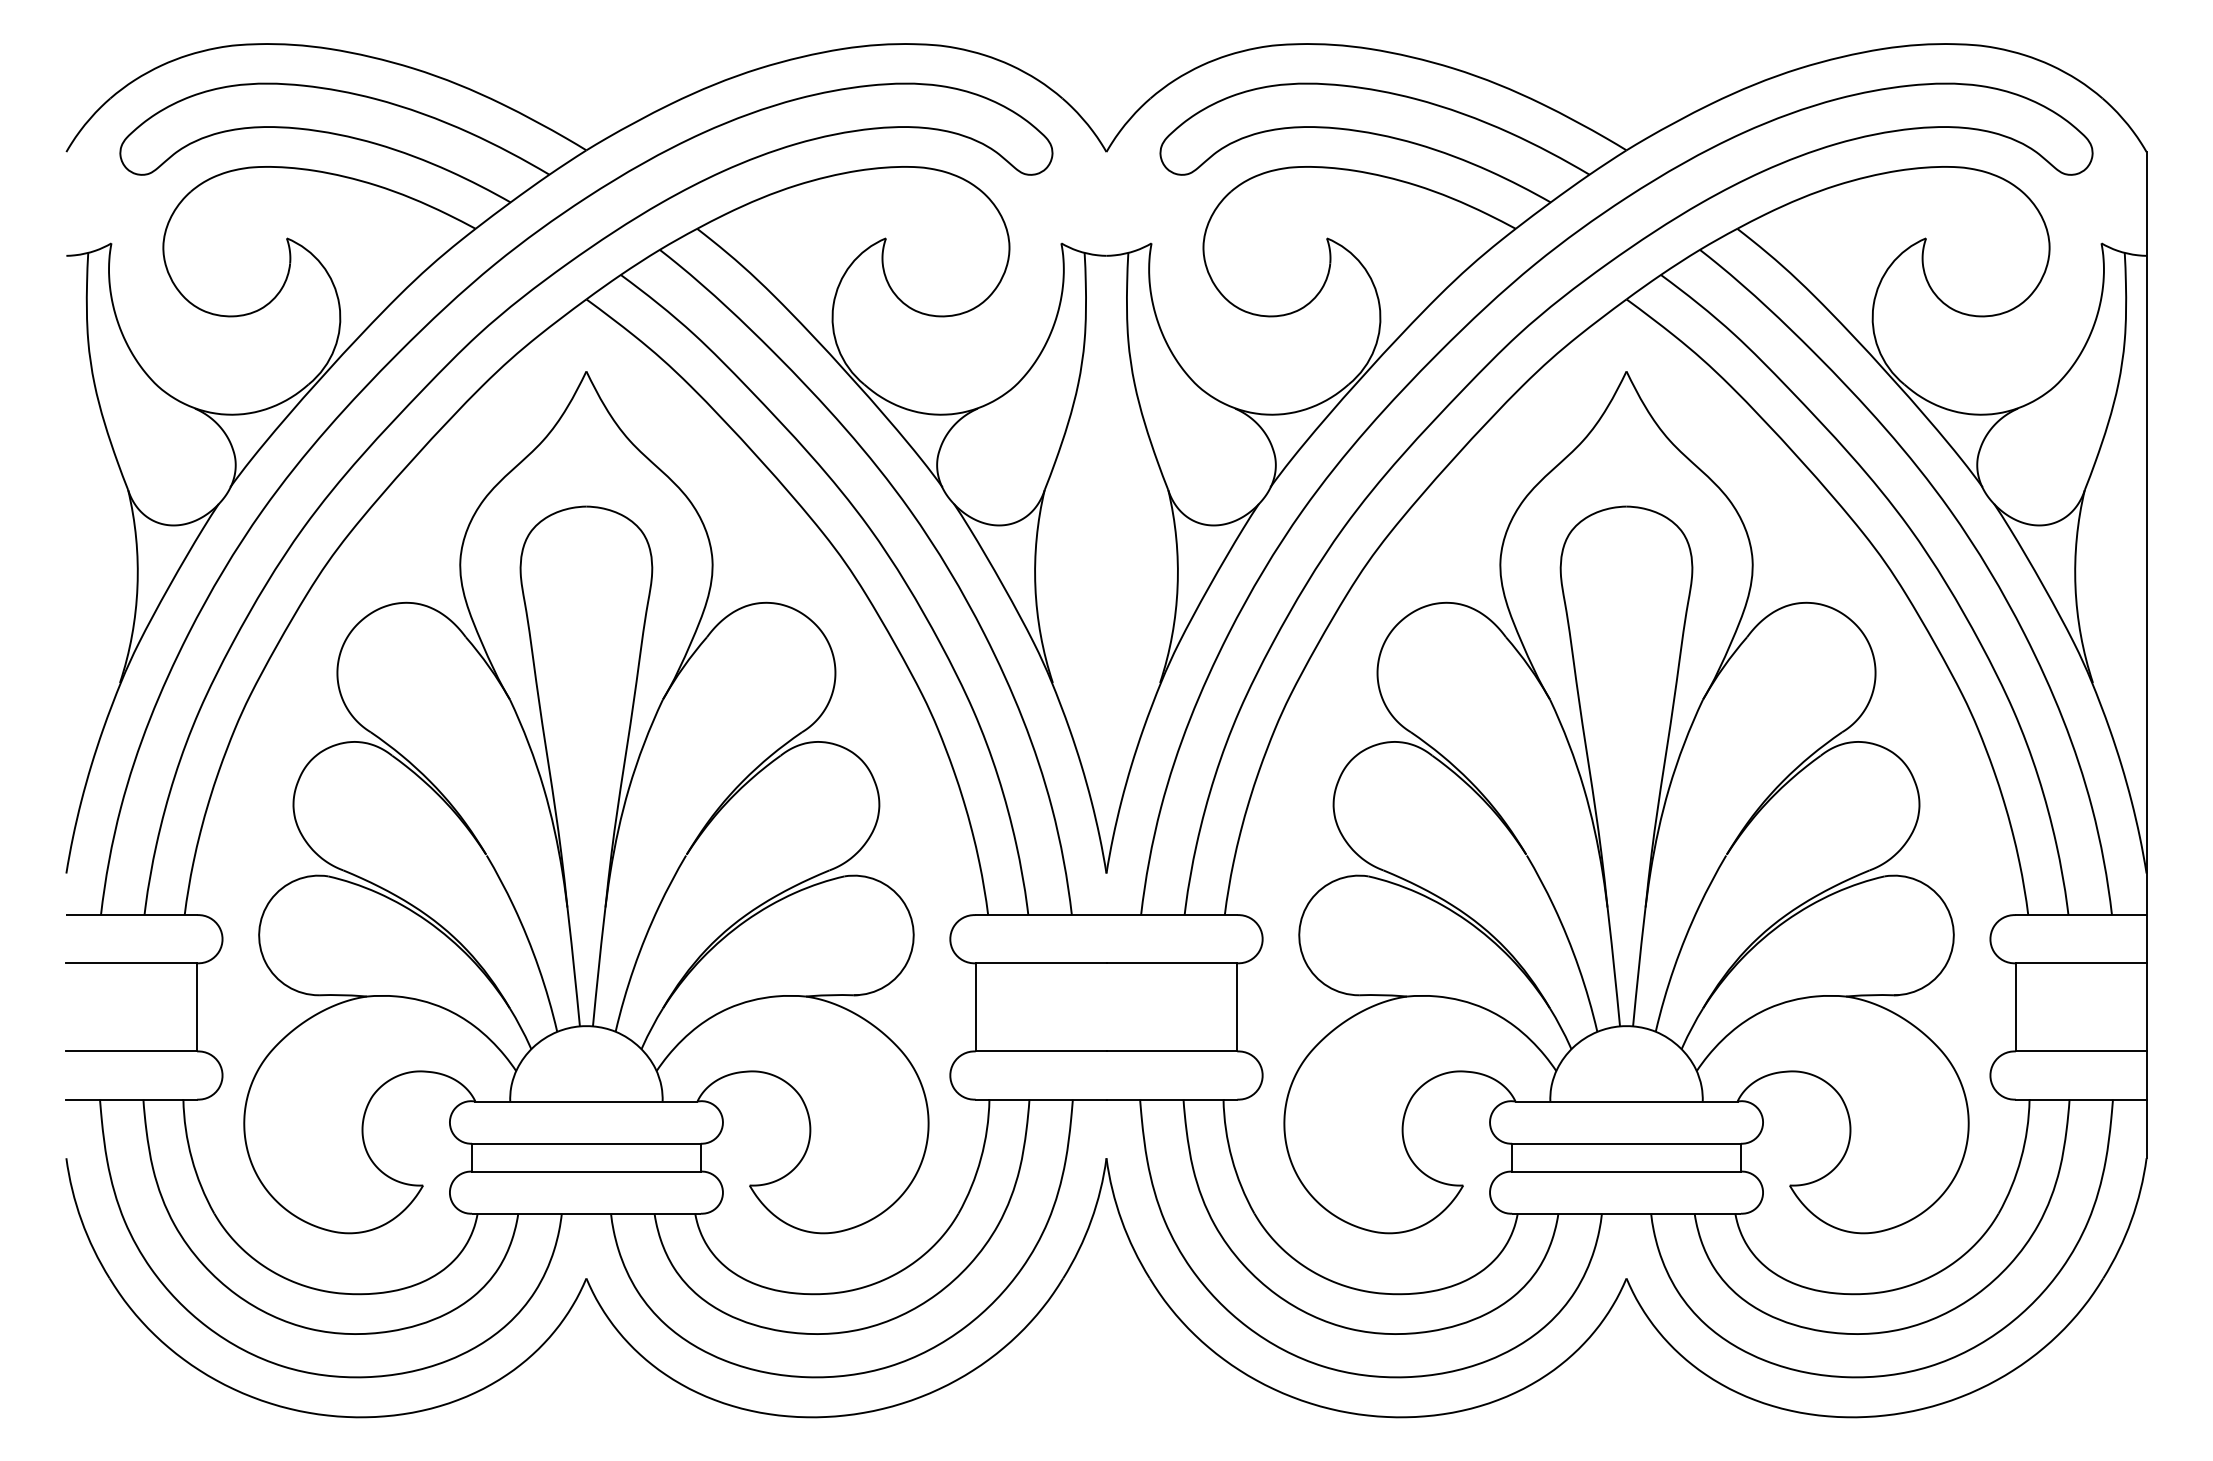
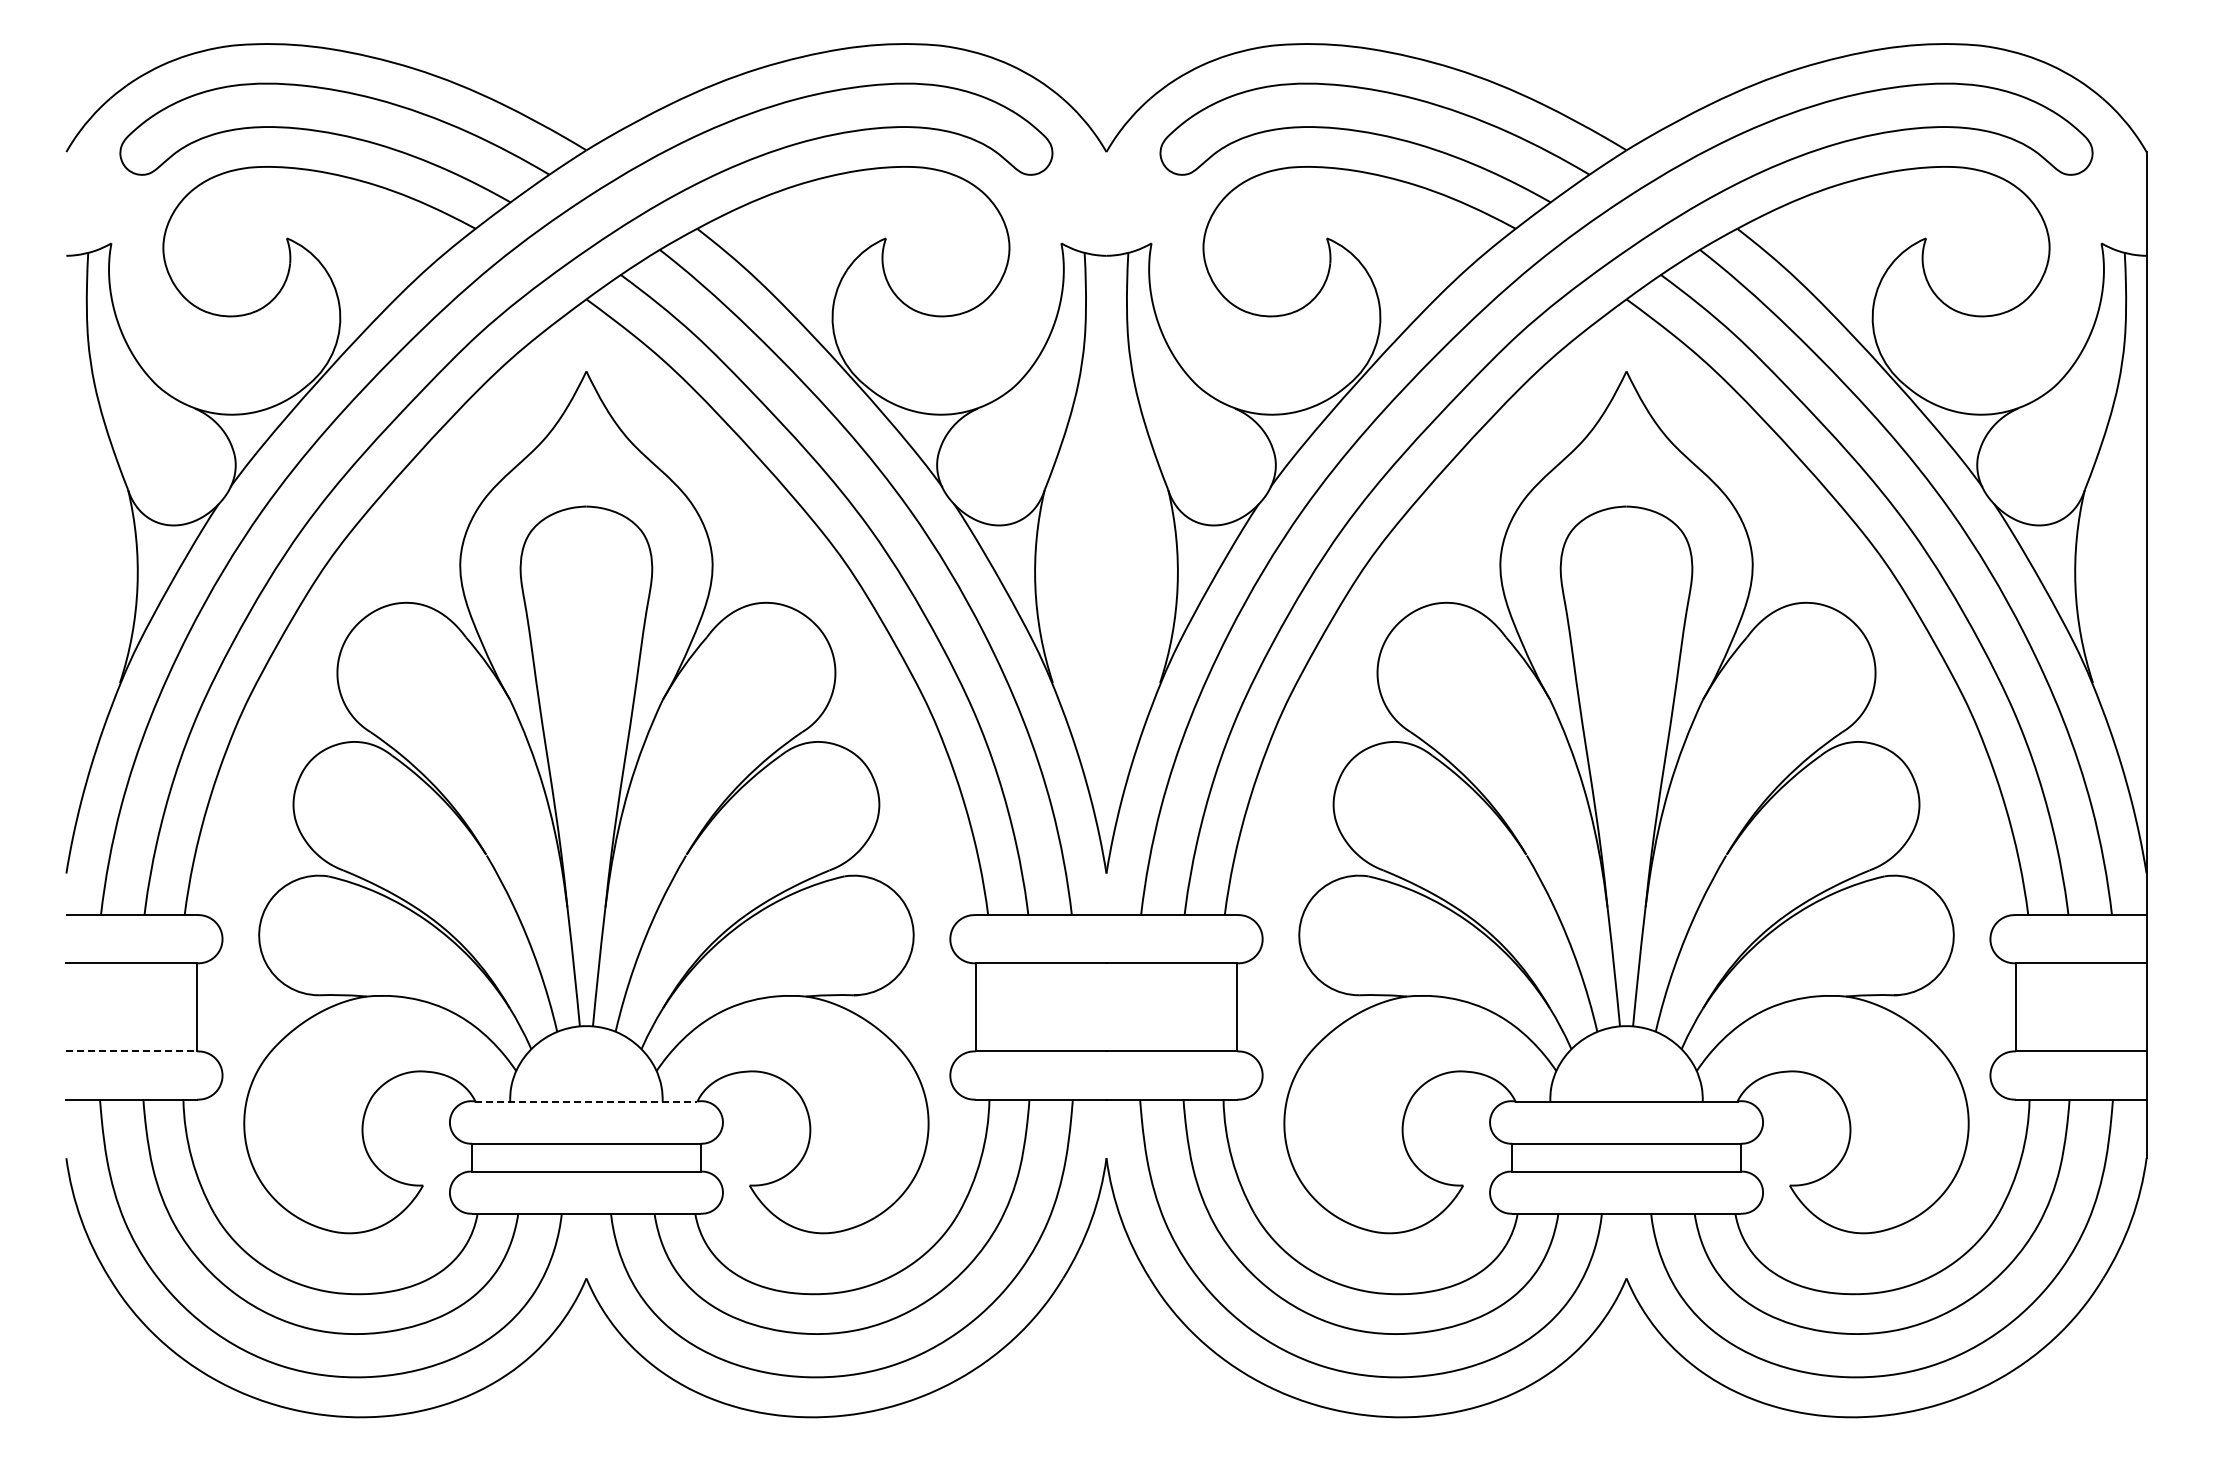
line: solid -> dashed (132, 1051)
line: solid -> dashed (586, 1101)
